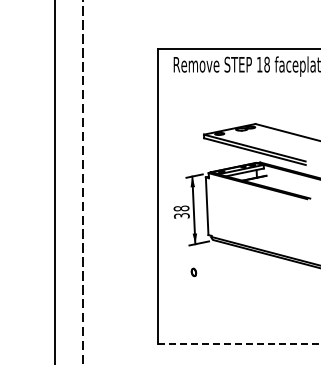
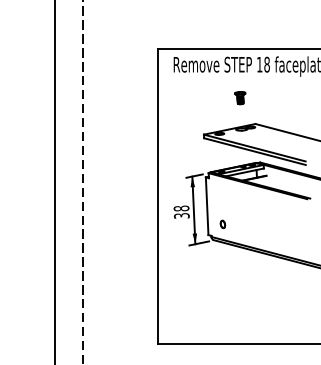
part: none -> present (240, 98)
part position: (193, 272) -> (222, 224) (222, 224)
line: dashed -> solid (239, 344)
